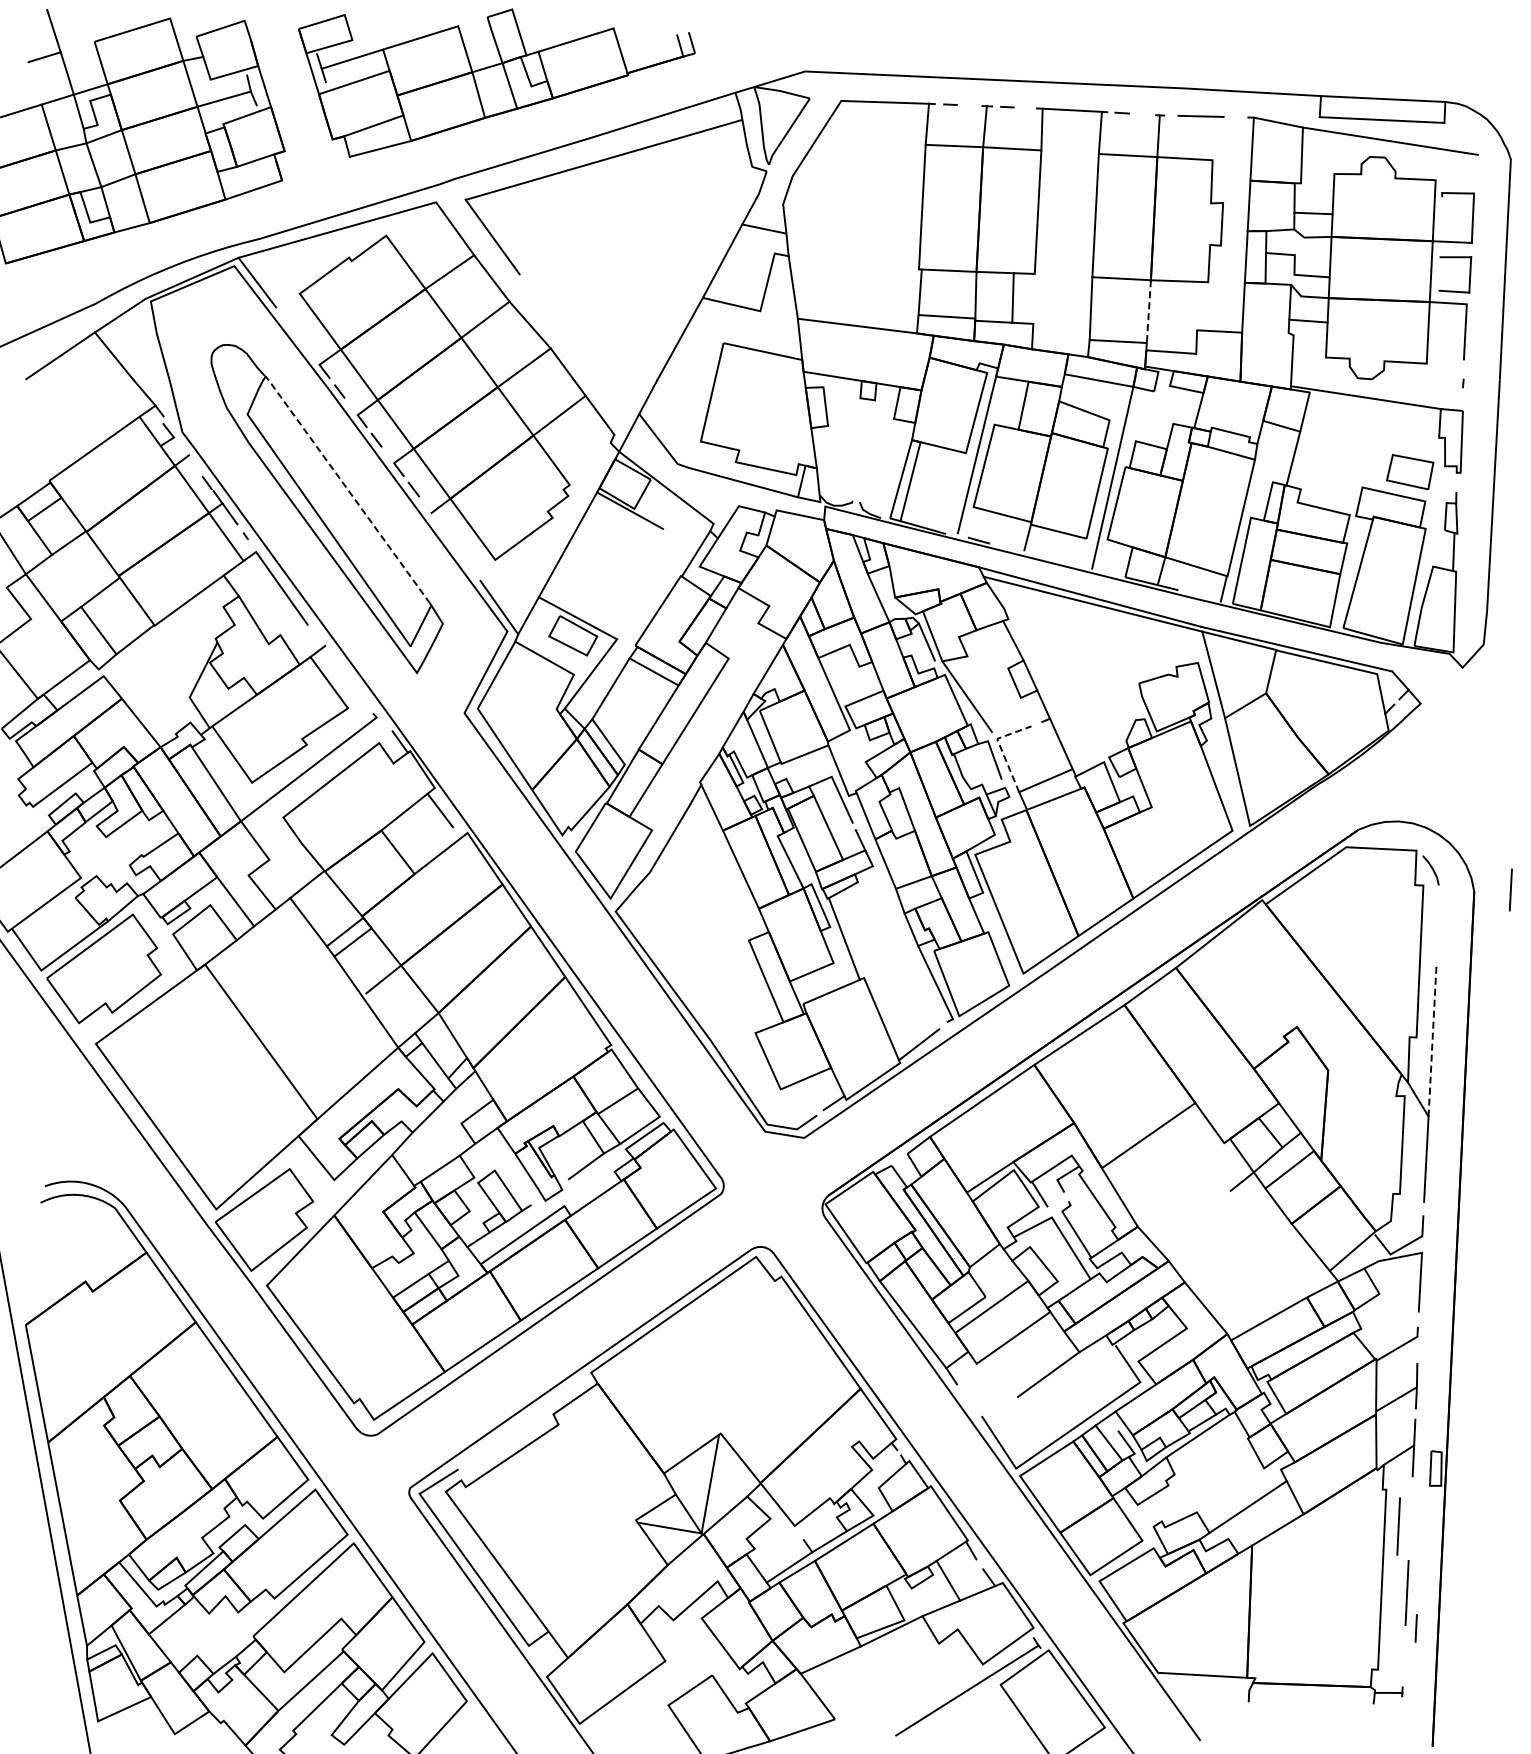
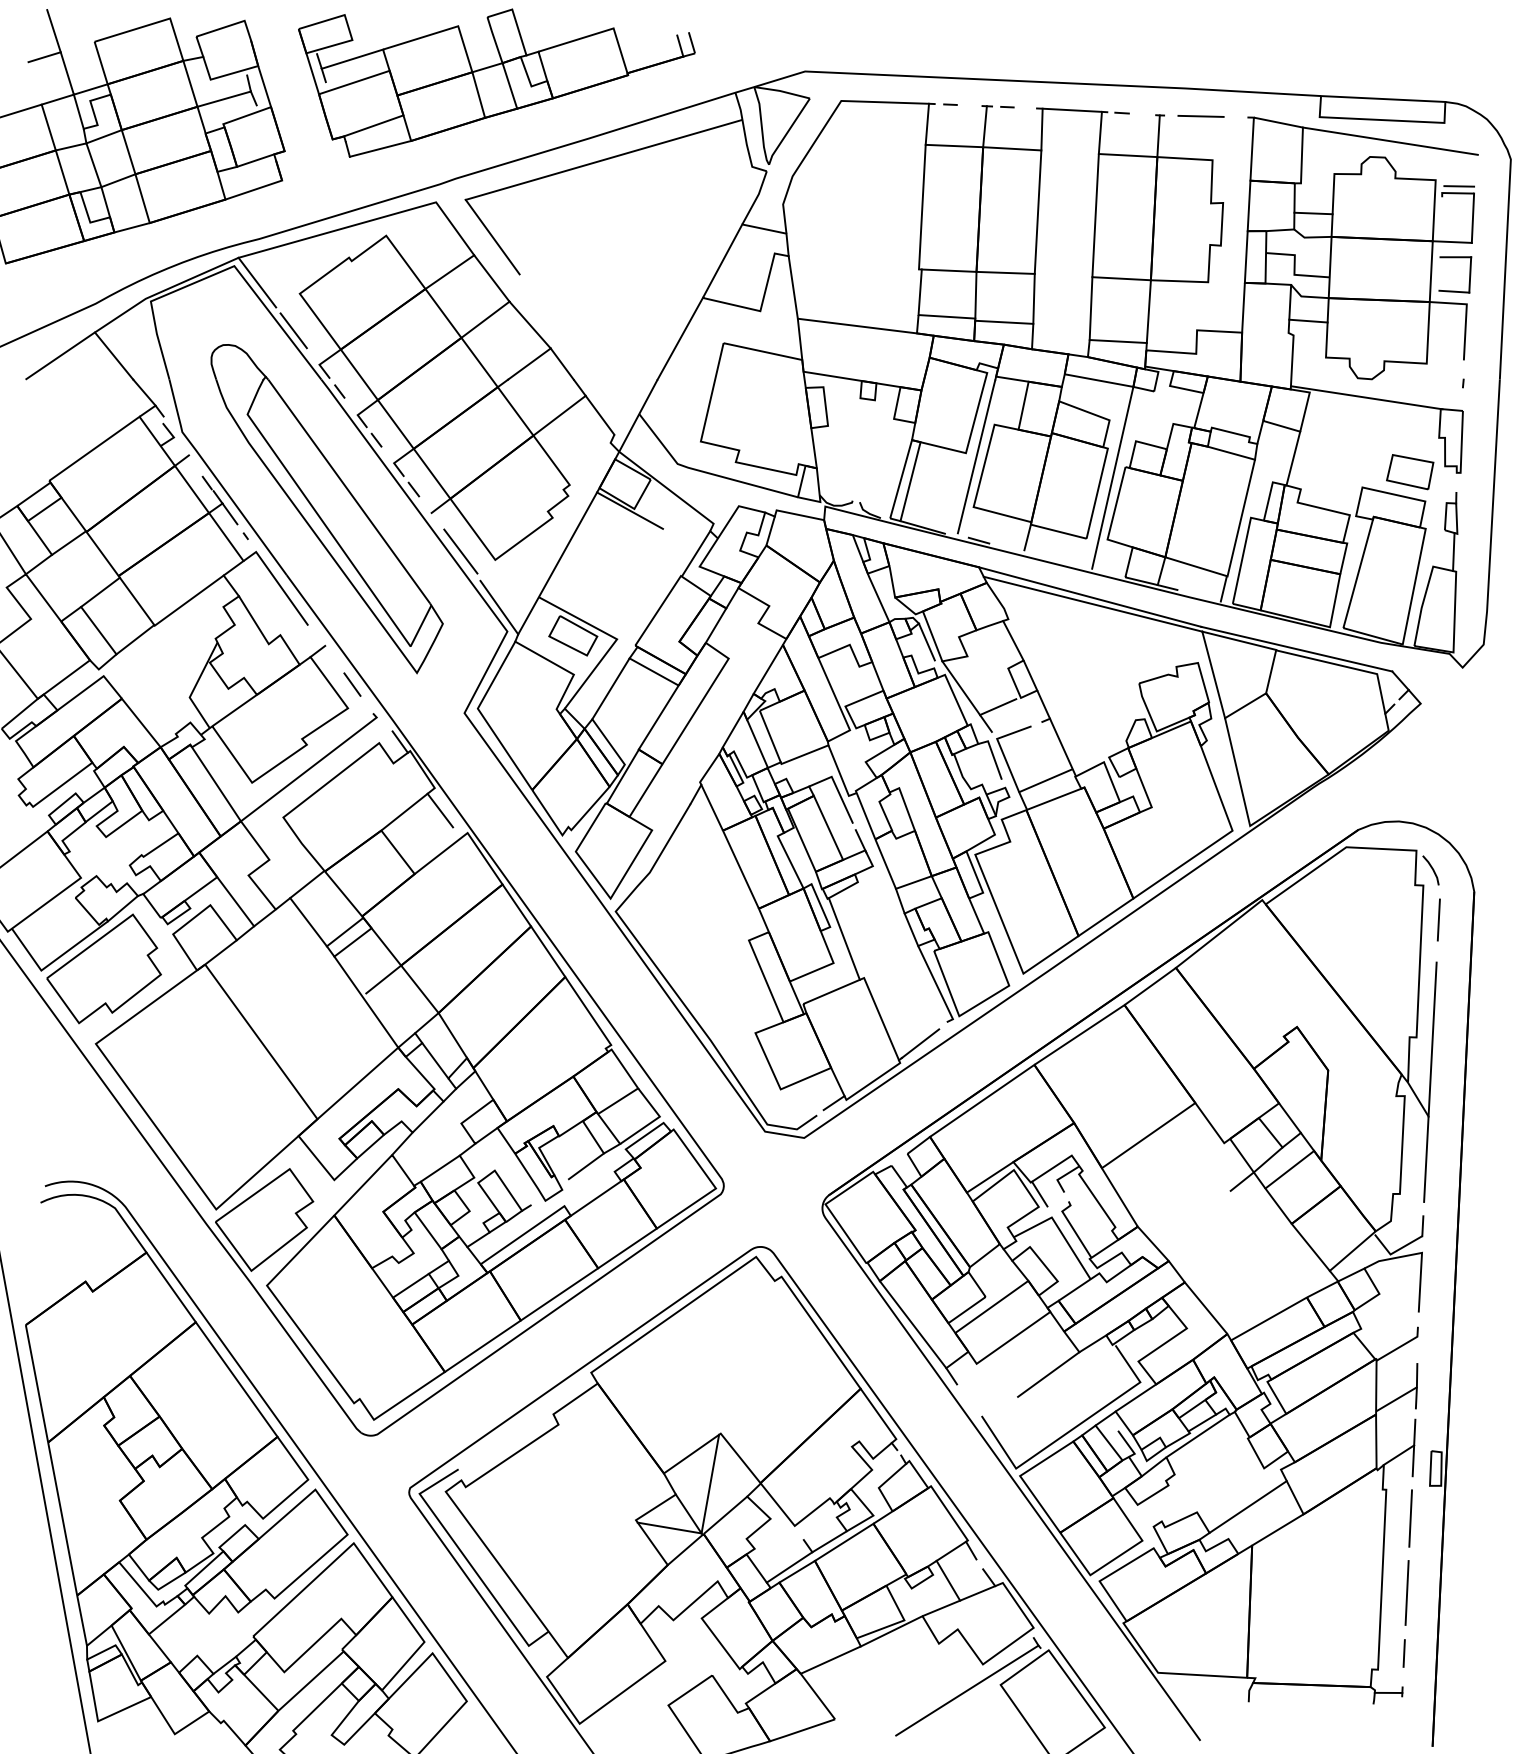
line: none -> present (1459, 186)
line position: (1012, 297) -> (1033, 298) (1033, 298)
line: dashed -> solid (1148, 312)
line: none -> present (293, 330)
line: dashed -> solid (348, 490)
line: none -> present (460, 551)
line: none -> present (352, 684)
line: none -> present (998, 707)
line: dashed -> solid (1000, 748)
line position: (1510, 889) -> (1438, 919) (1438, 919)
line: dashed -> solid (1432, 1039)
line position: (1398, 1526) -> (1410, 1518) (1410, 1518)
line position: (1415, 1628) -> (1403, 1653) (1403, 1653)
